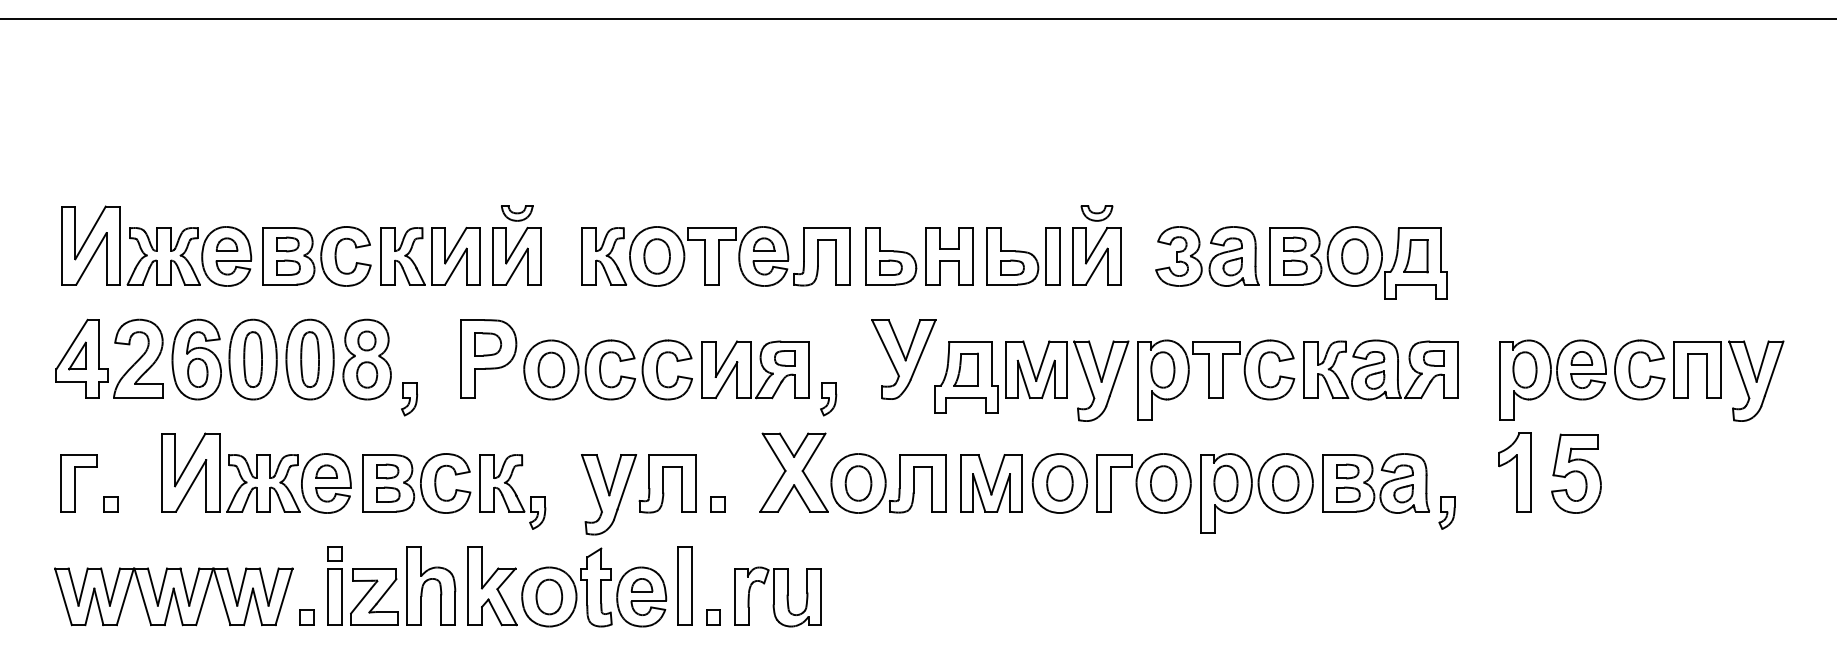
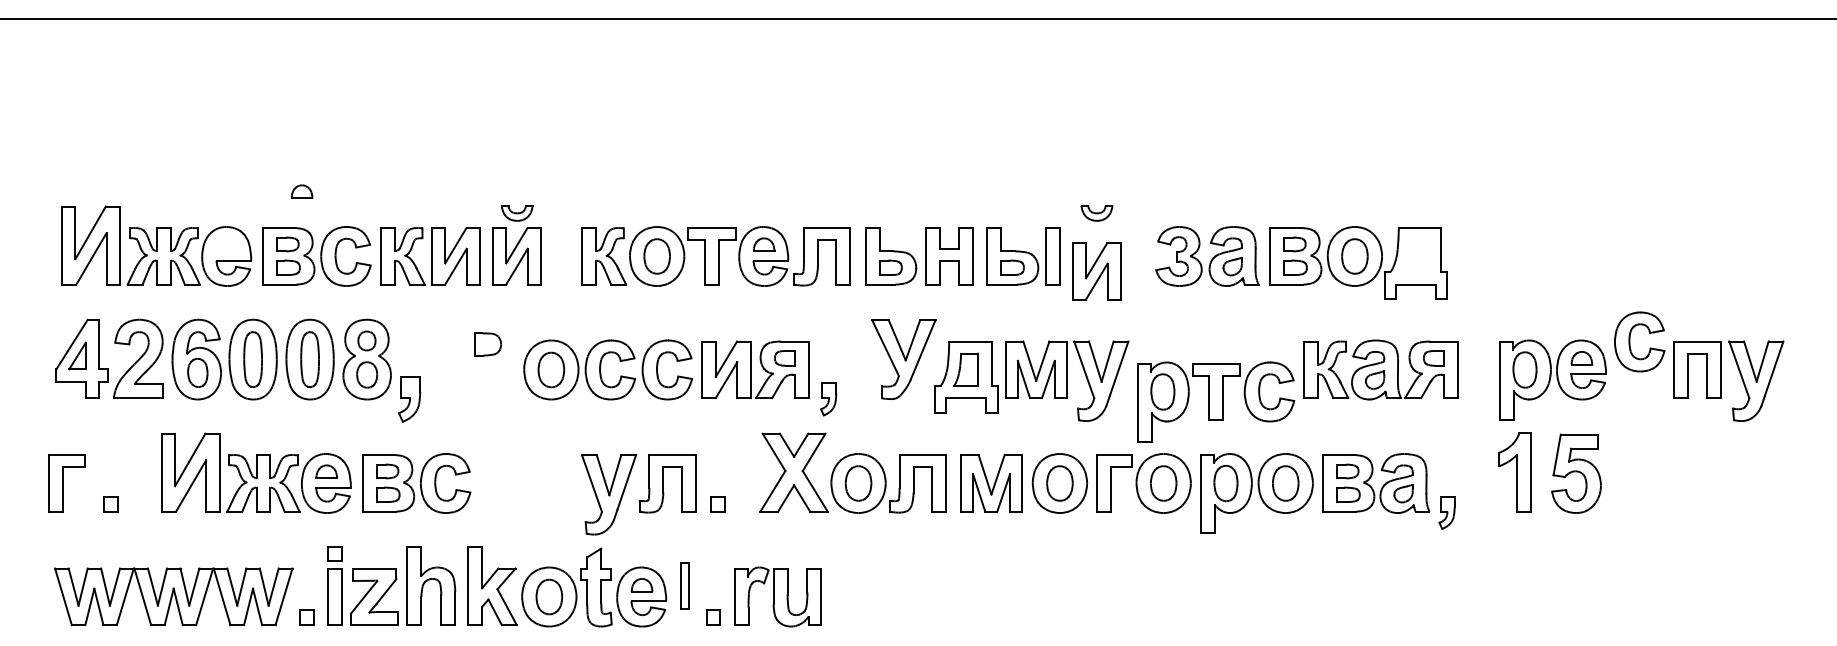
part position: (226, 244) -> (301, 191) (301, 191)
part position: (1096, 256) -> (1096, 271) (1096, 271)
part: present -> none (1415, 256)
part: present -> none (488, 358)
part position: (1630, 369) -> (1630, 341) (1630, 341)
part position: (1216, 379) -> (1216, 401) (1216, 401)
part size: 17x35 px -> 24x47 px (409, 399)
part position: (78, 483) -> (66, 483) (66, 483)
part: present -> none (512, 491)
part size: 16x80 px -> 10x48 px (684, 585)
